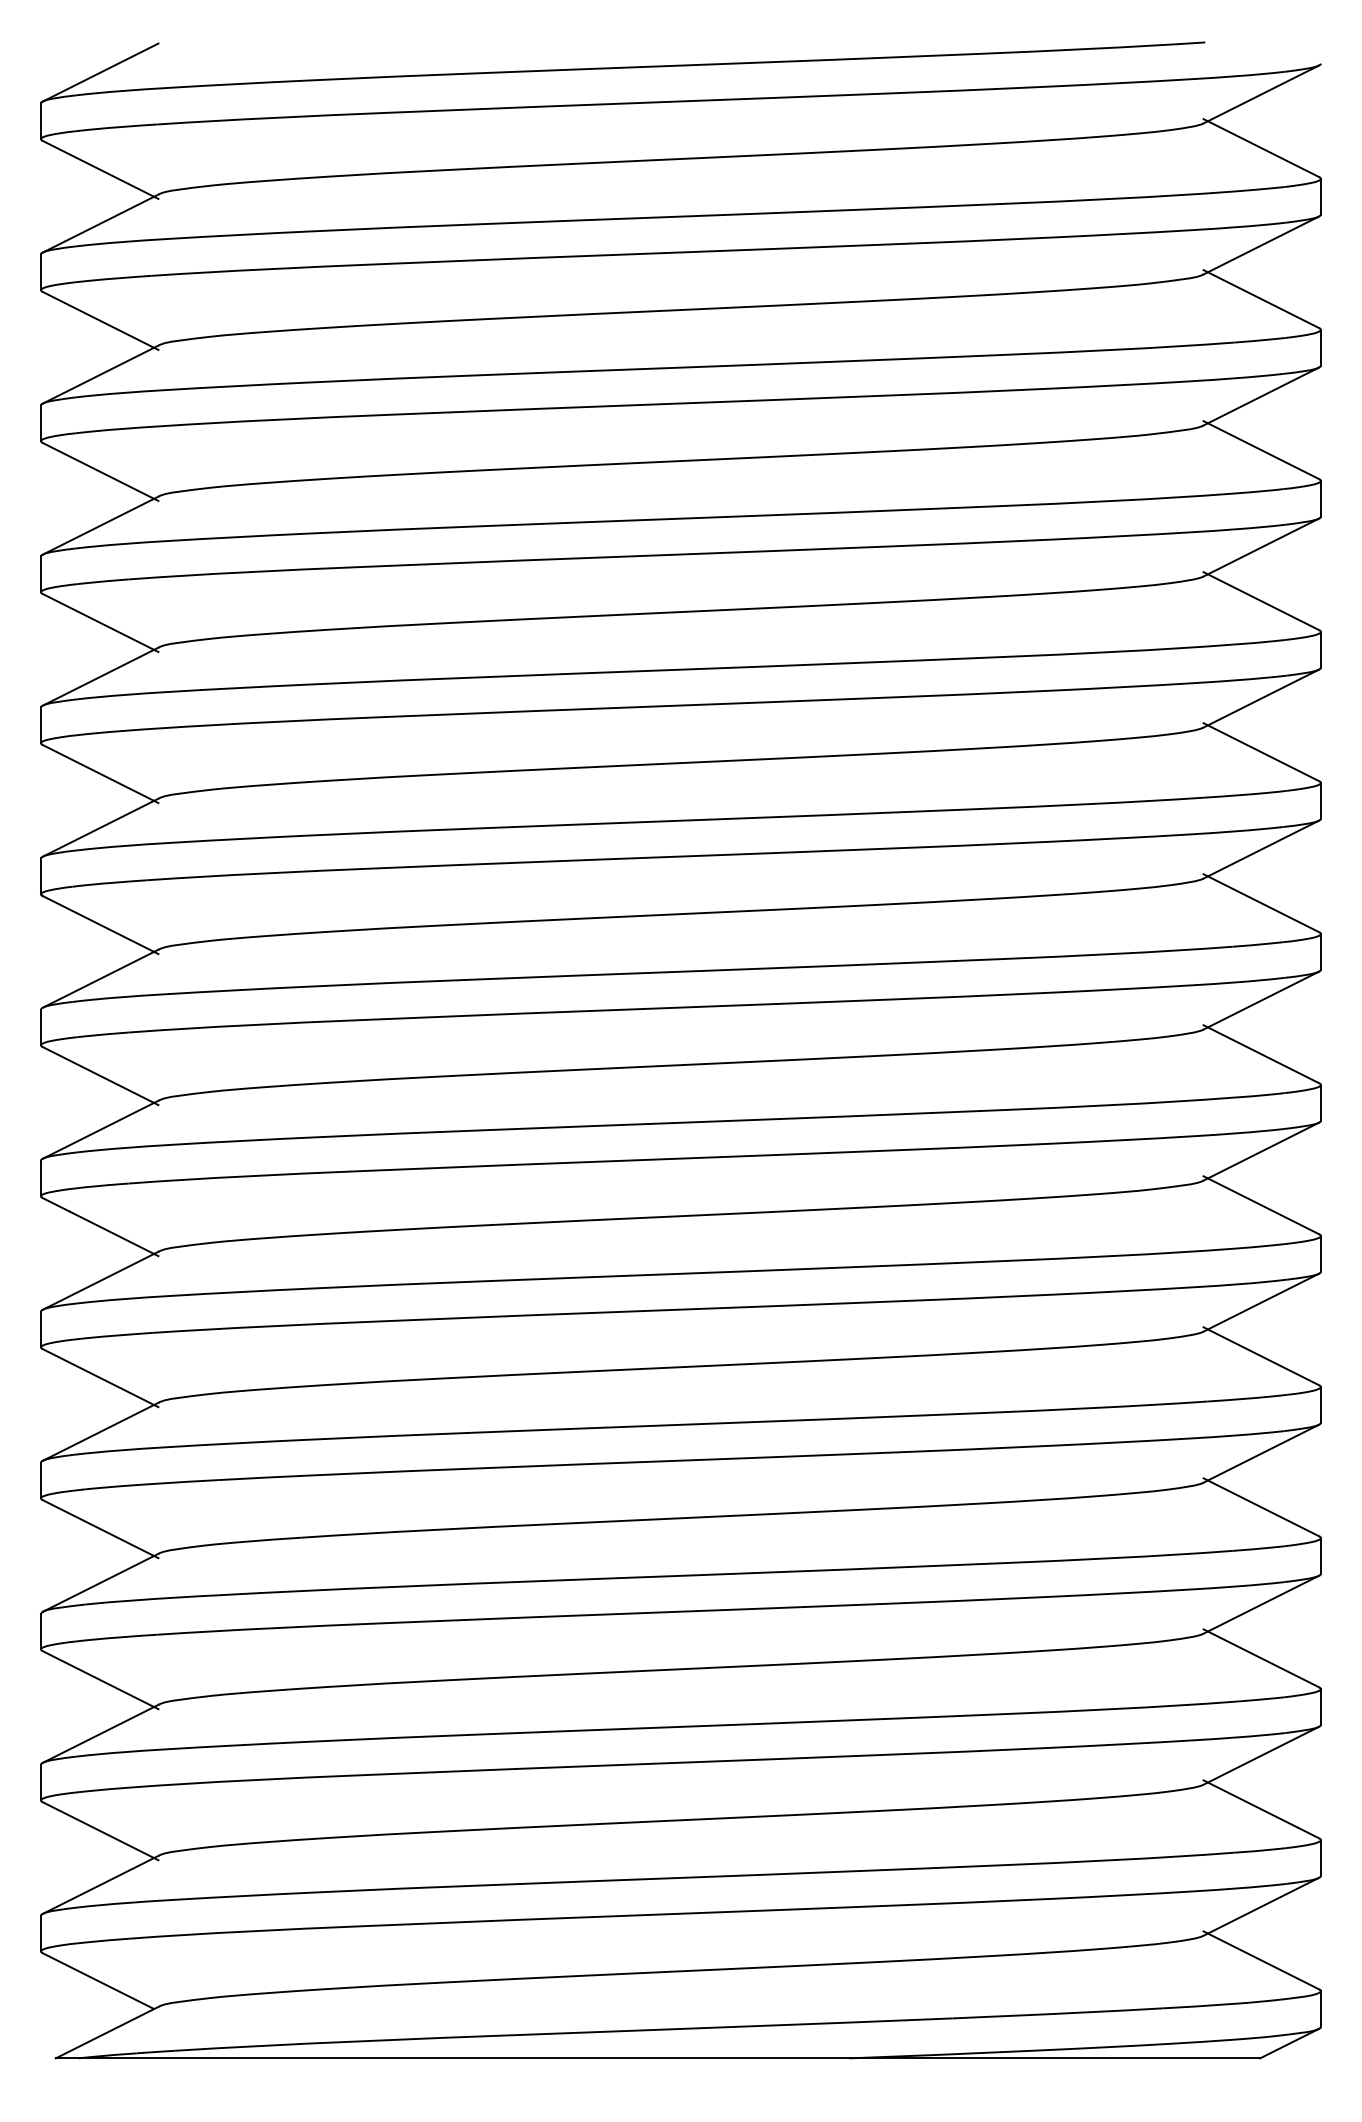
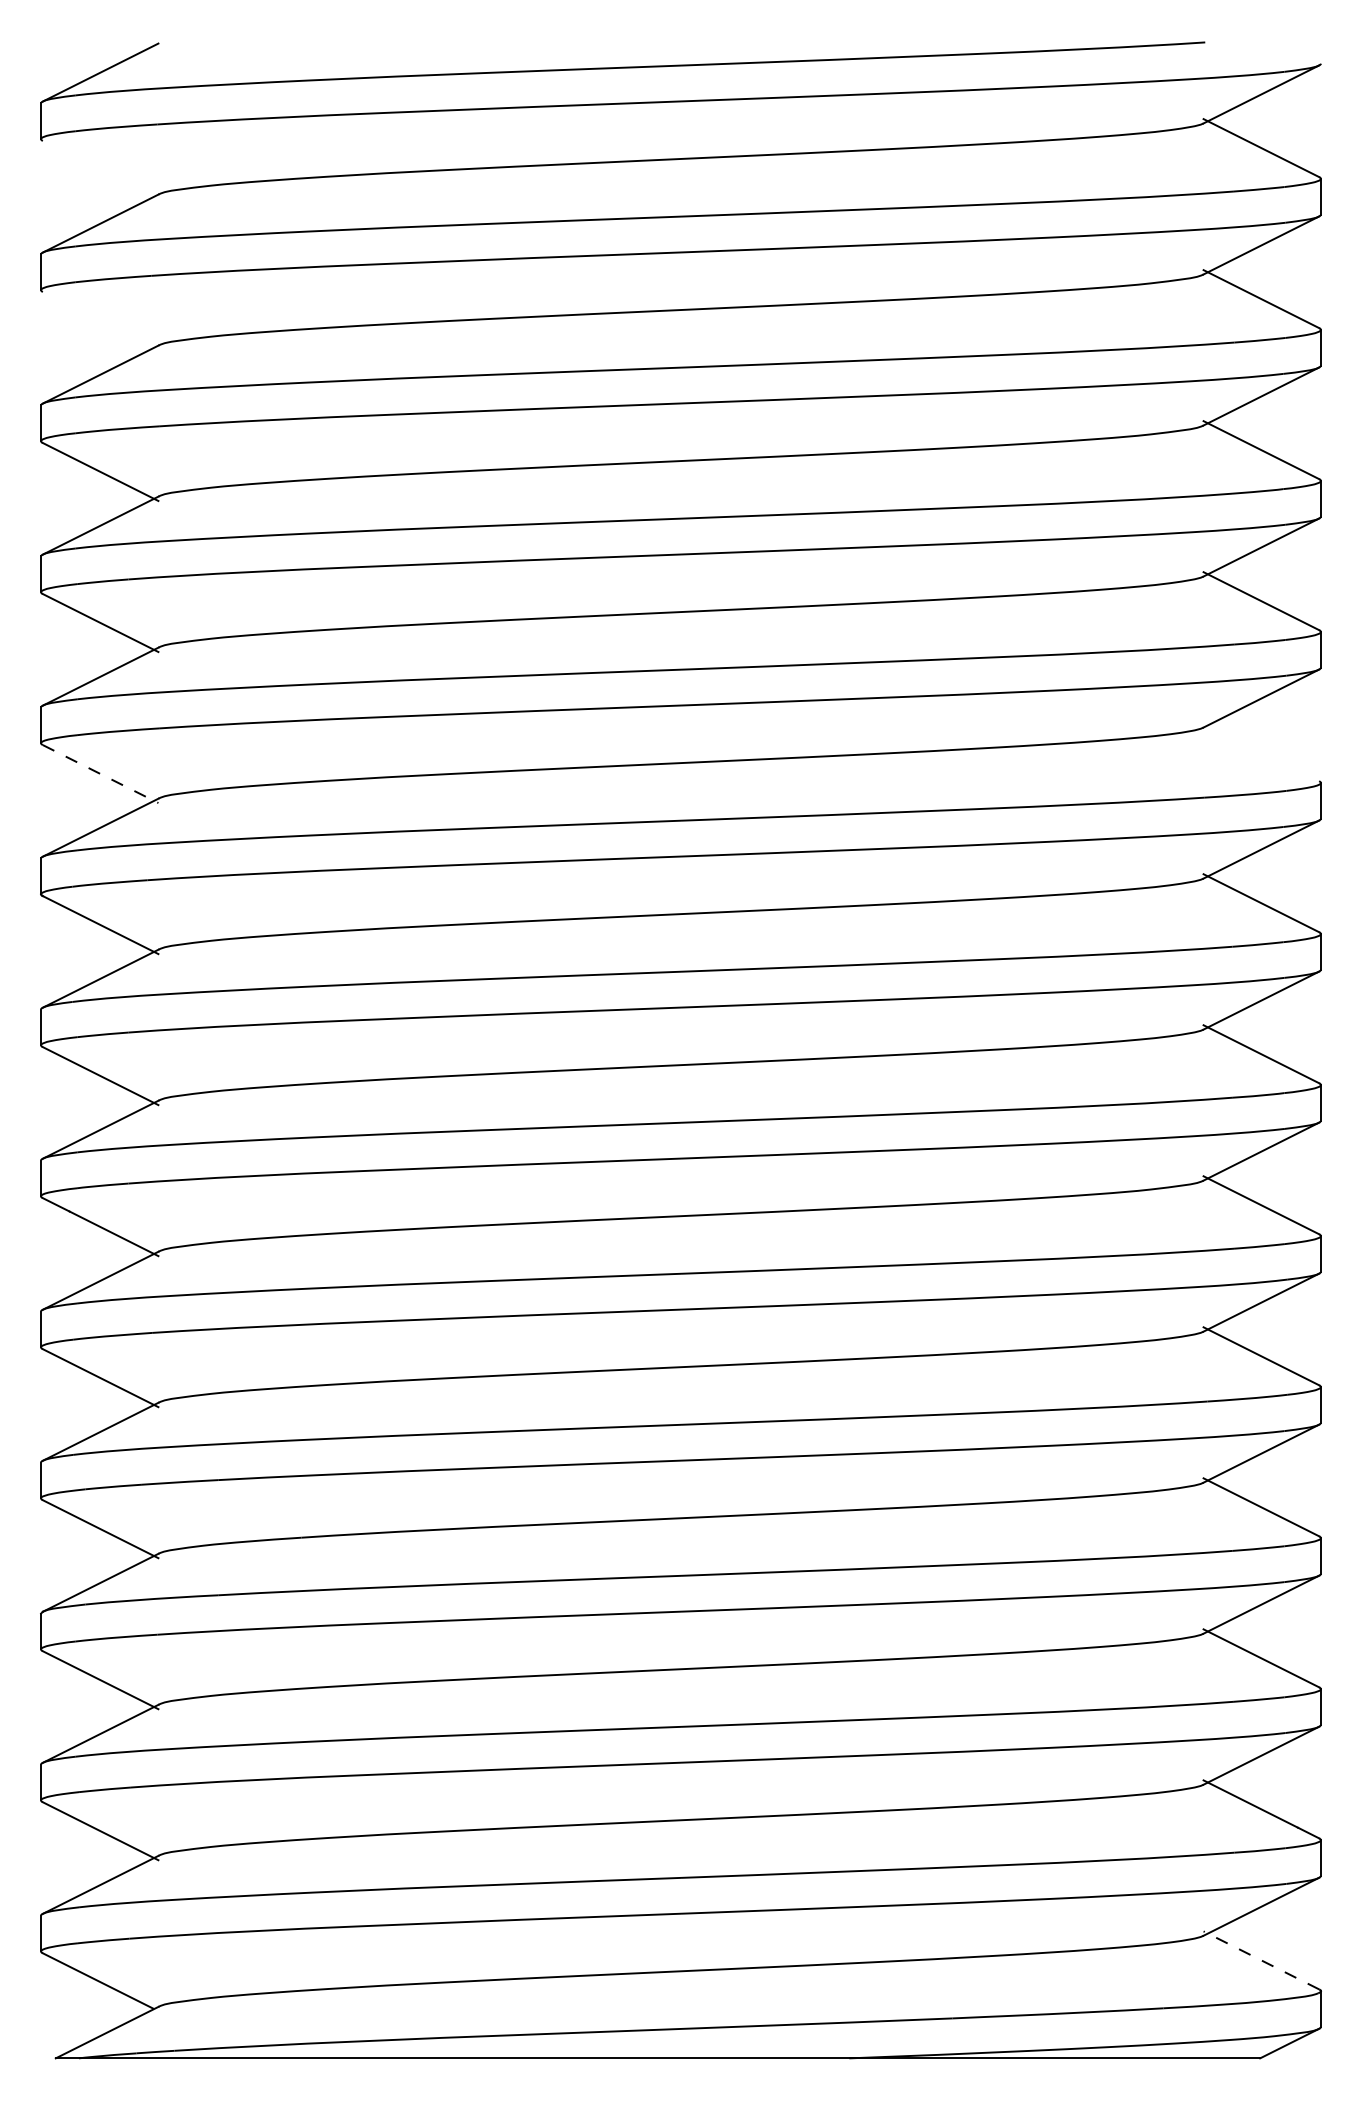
line: present -> none (100, 169)
line: present -> none (100, 320)
line: present -> none (1261, 752)
line: solid -> dashed (100, 774)
line: solid -> dashed (1261, 1960)
